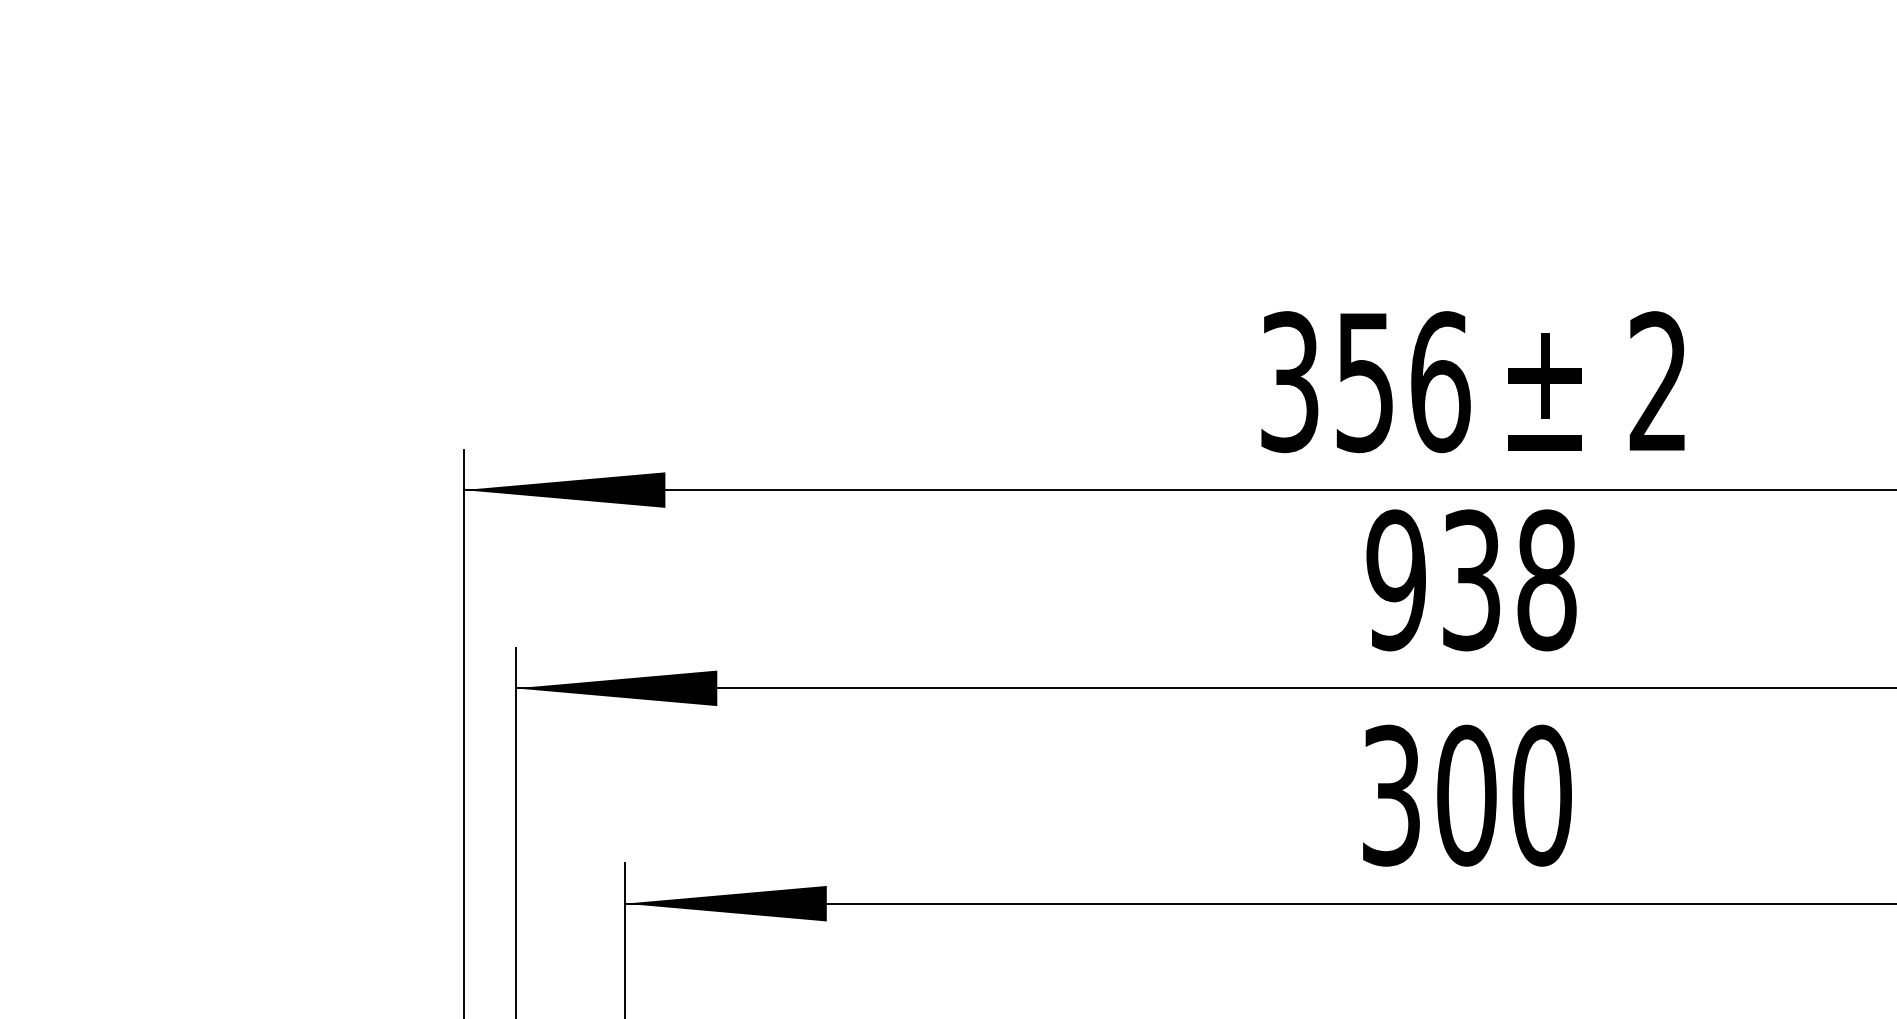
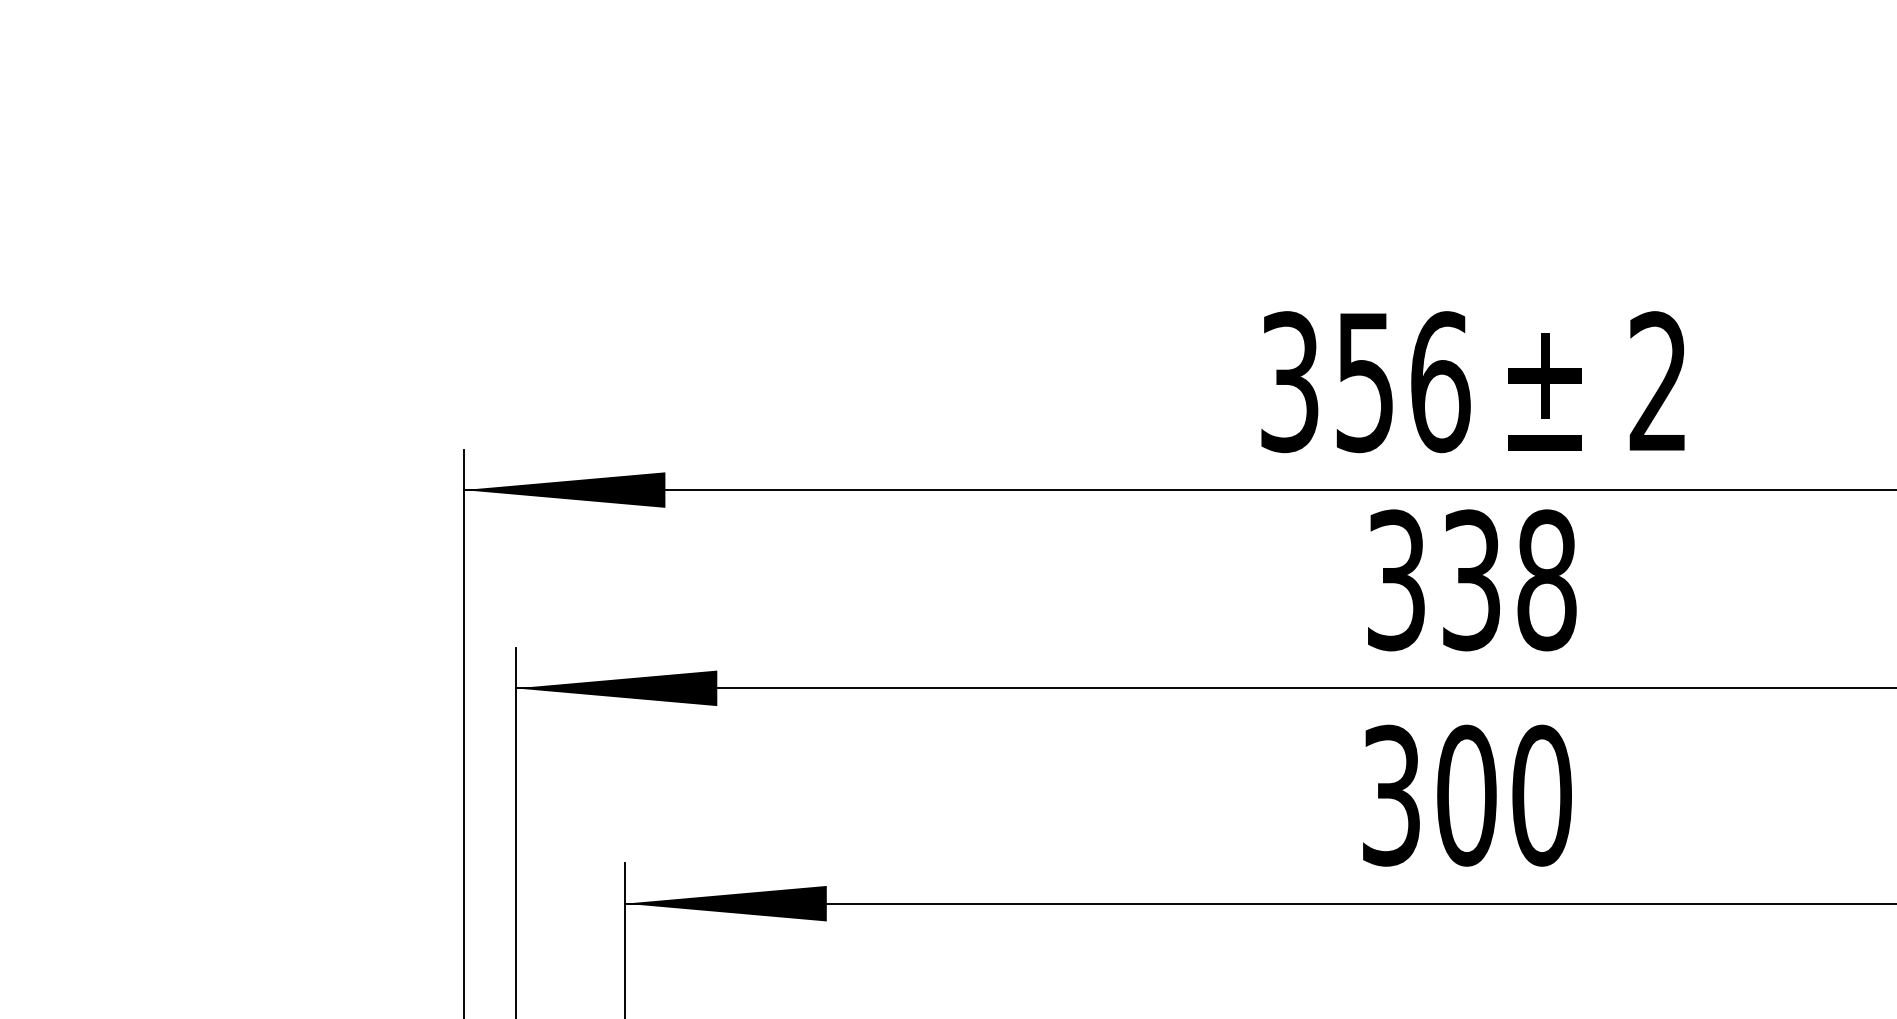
text: 938 -> 338 (1395, 580)
